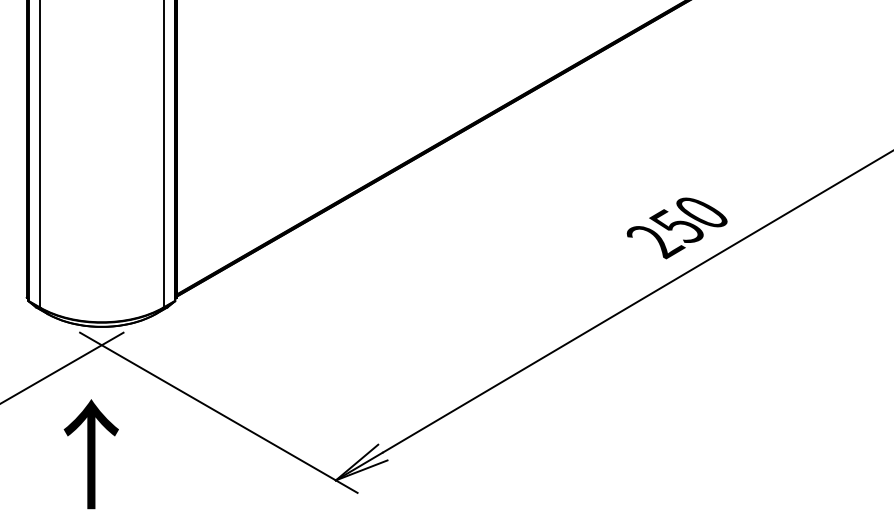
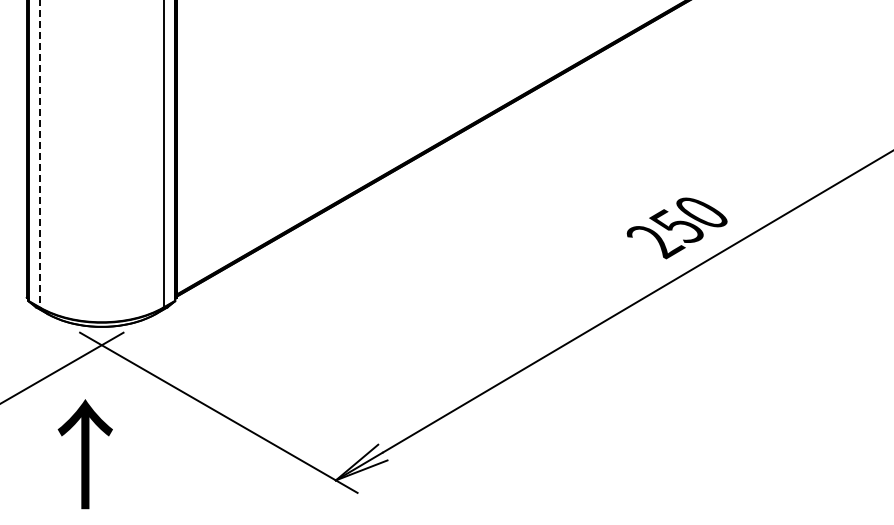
line: solid -> dashed (40, 154)
text position: (90, 454) -> (84, 454) (84, 454)
